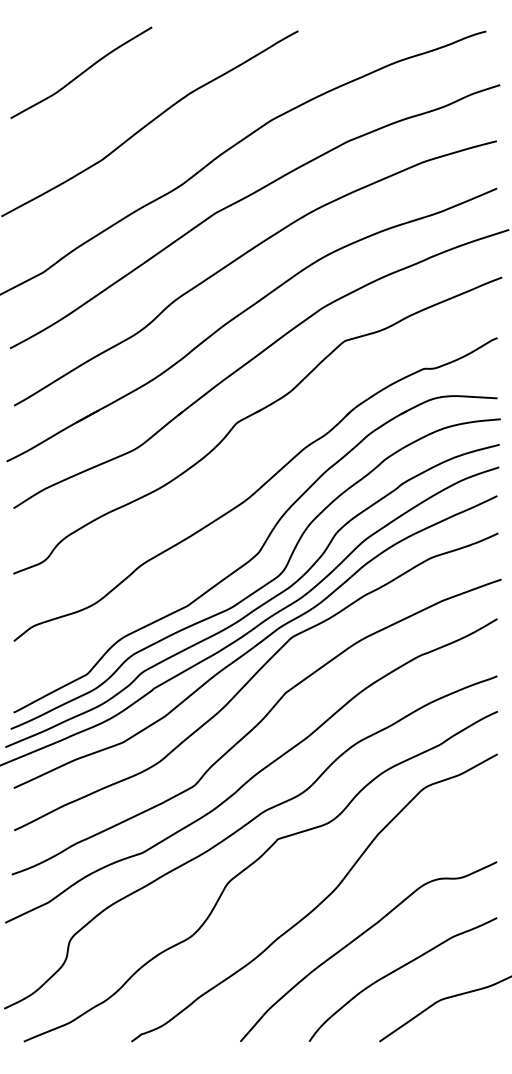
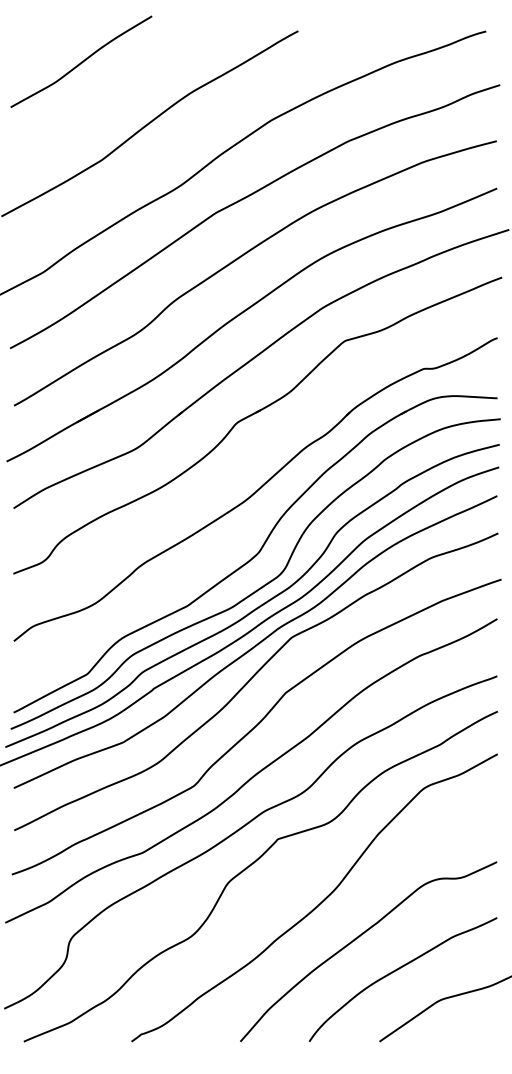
curve position: (81, 72) -> (81, 61) (81, 61)
